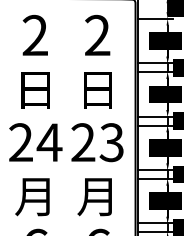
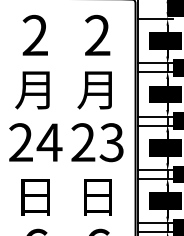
text: 日 -> 月 (32, 90)
text: 日 -> 月 (94, 90)
text: 月 -> 日 (32, 197)
text: 月 -> 日 (94, 197)
